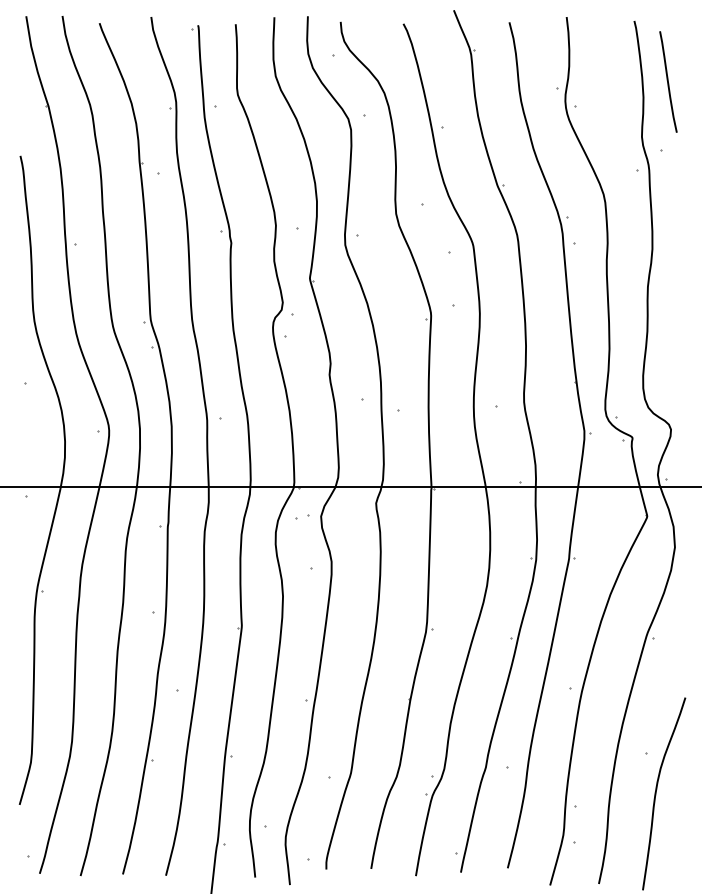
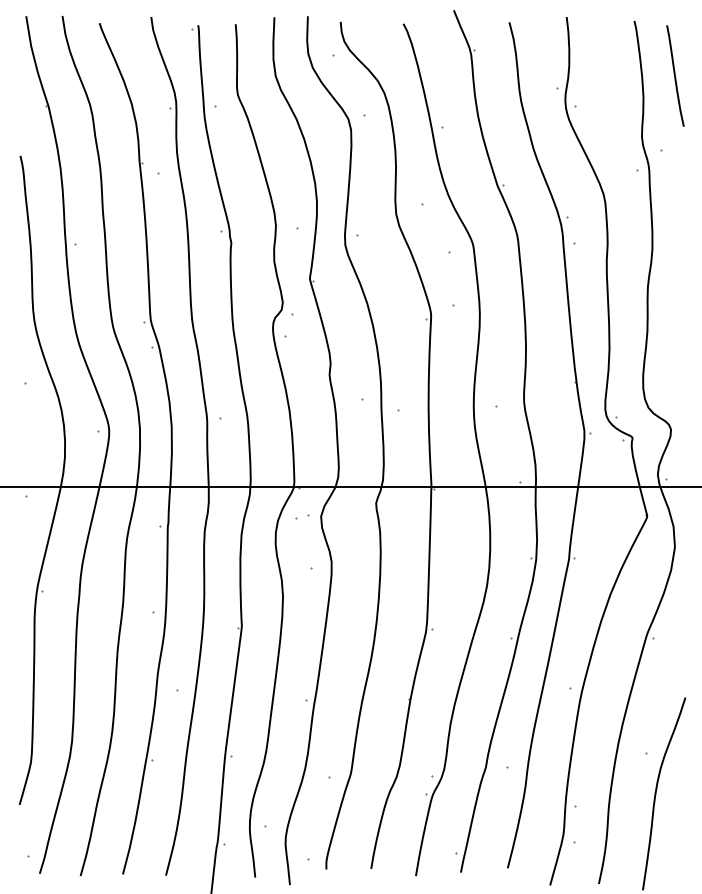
curve position: (668, 81) -> (675, 75) (675, 75)
